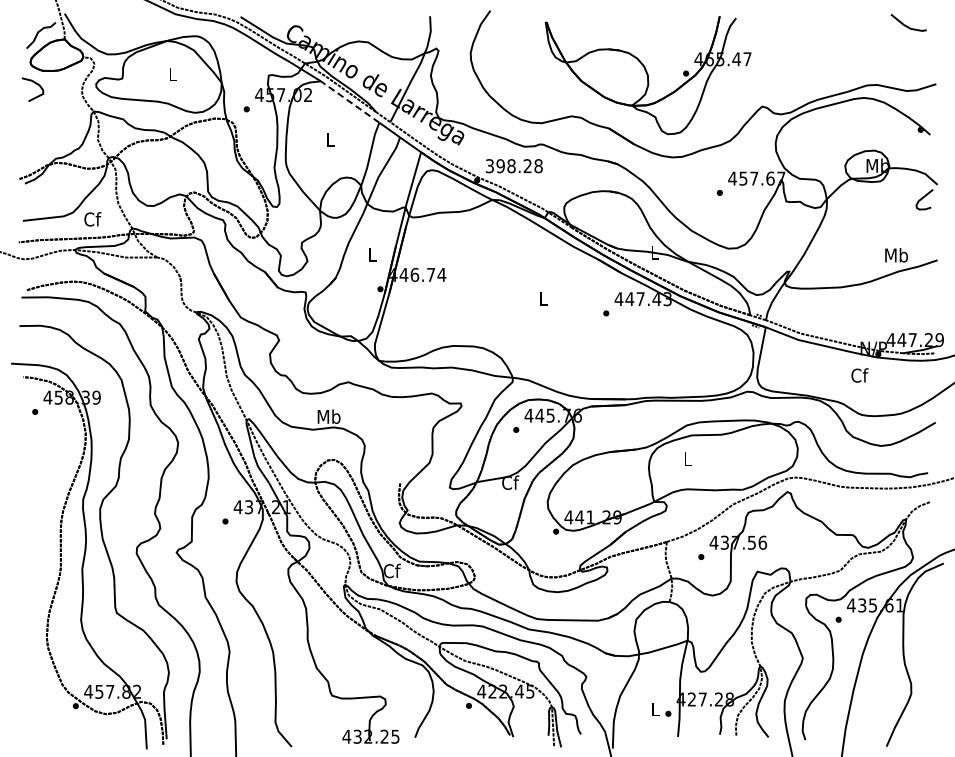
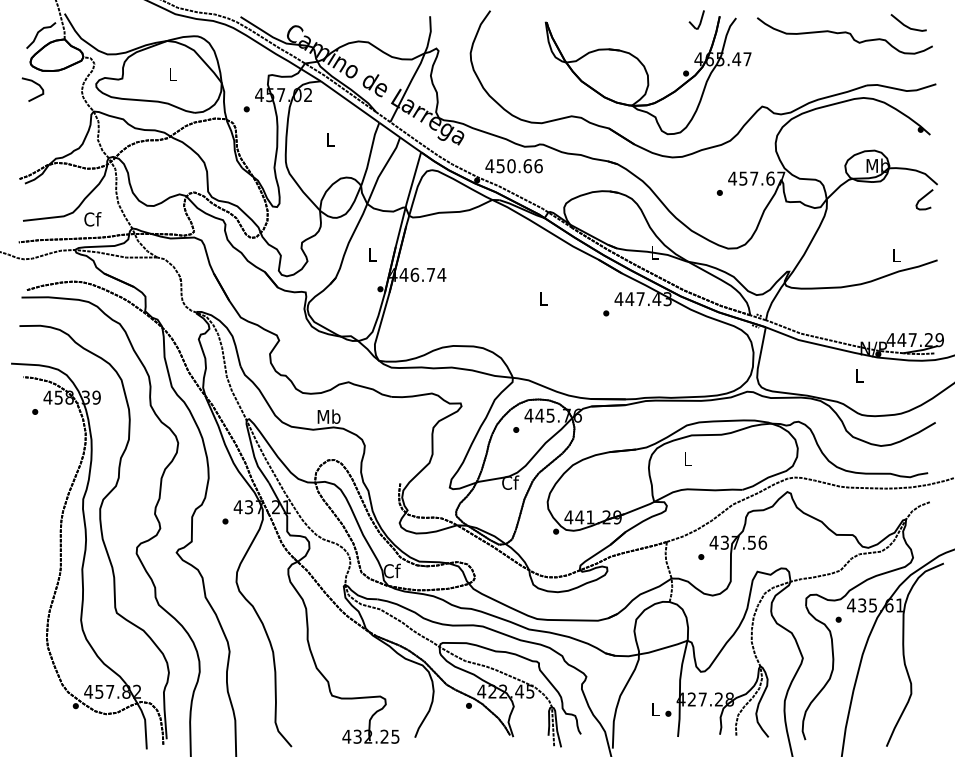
part: none -> present (696, 19)
curve: none -> present (844, 33)
line: dashed -> solid (350, 102)
text: 398.28 -> 450.66 (513, 166)
text: Mb -> L (896, 255)
text: Cf -> L (859, 375)
